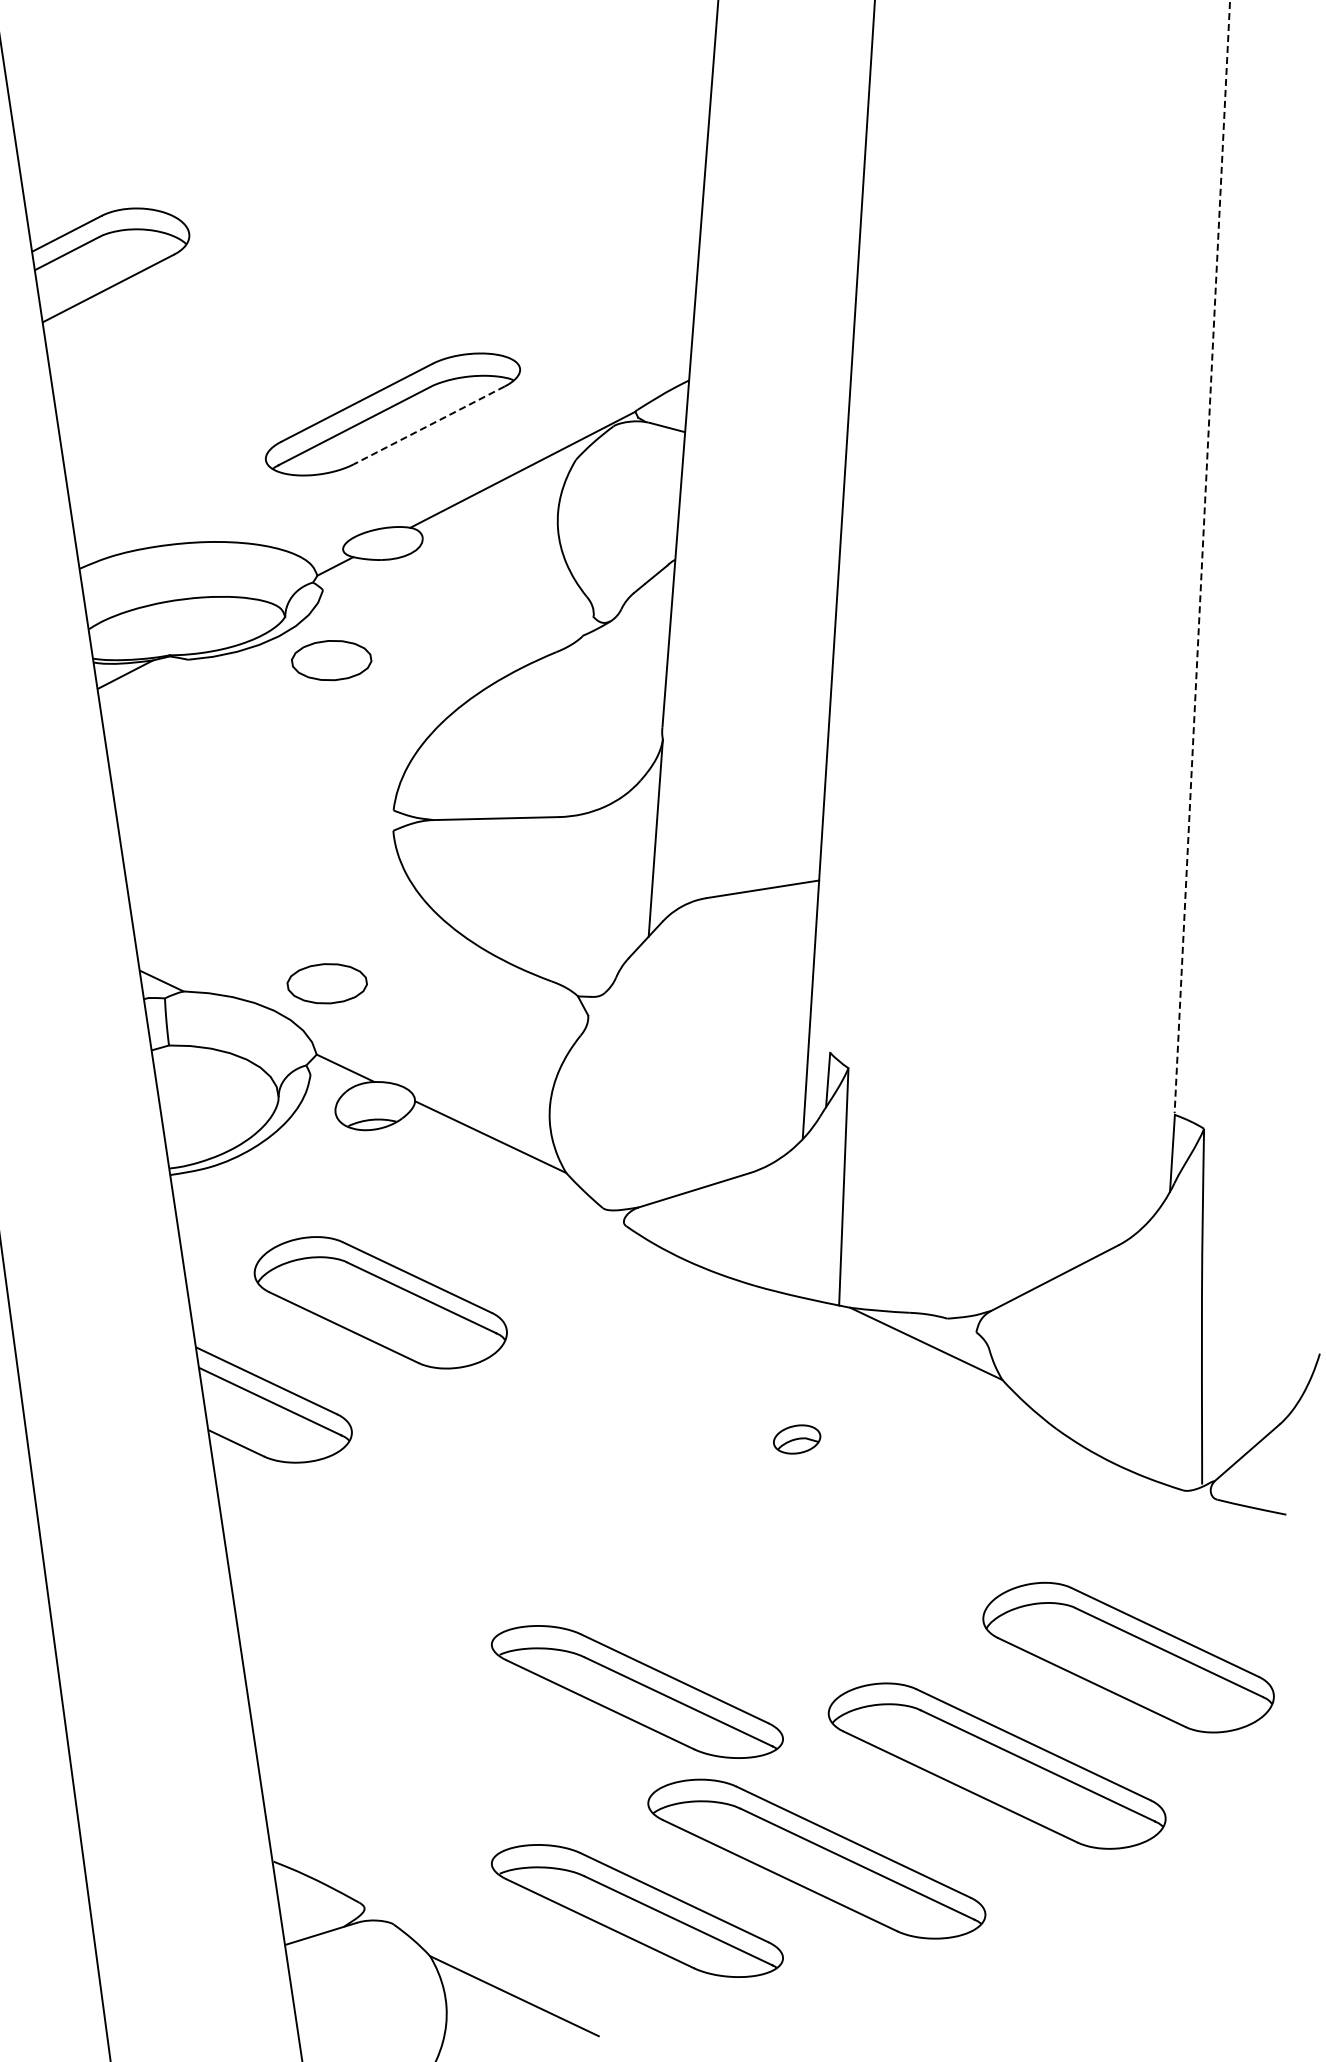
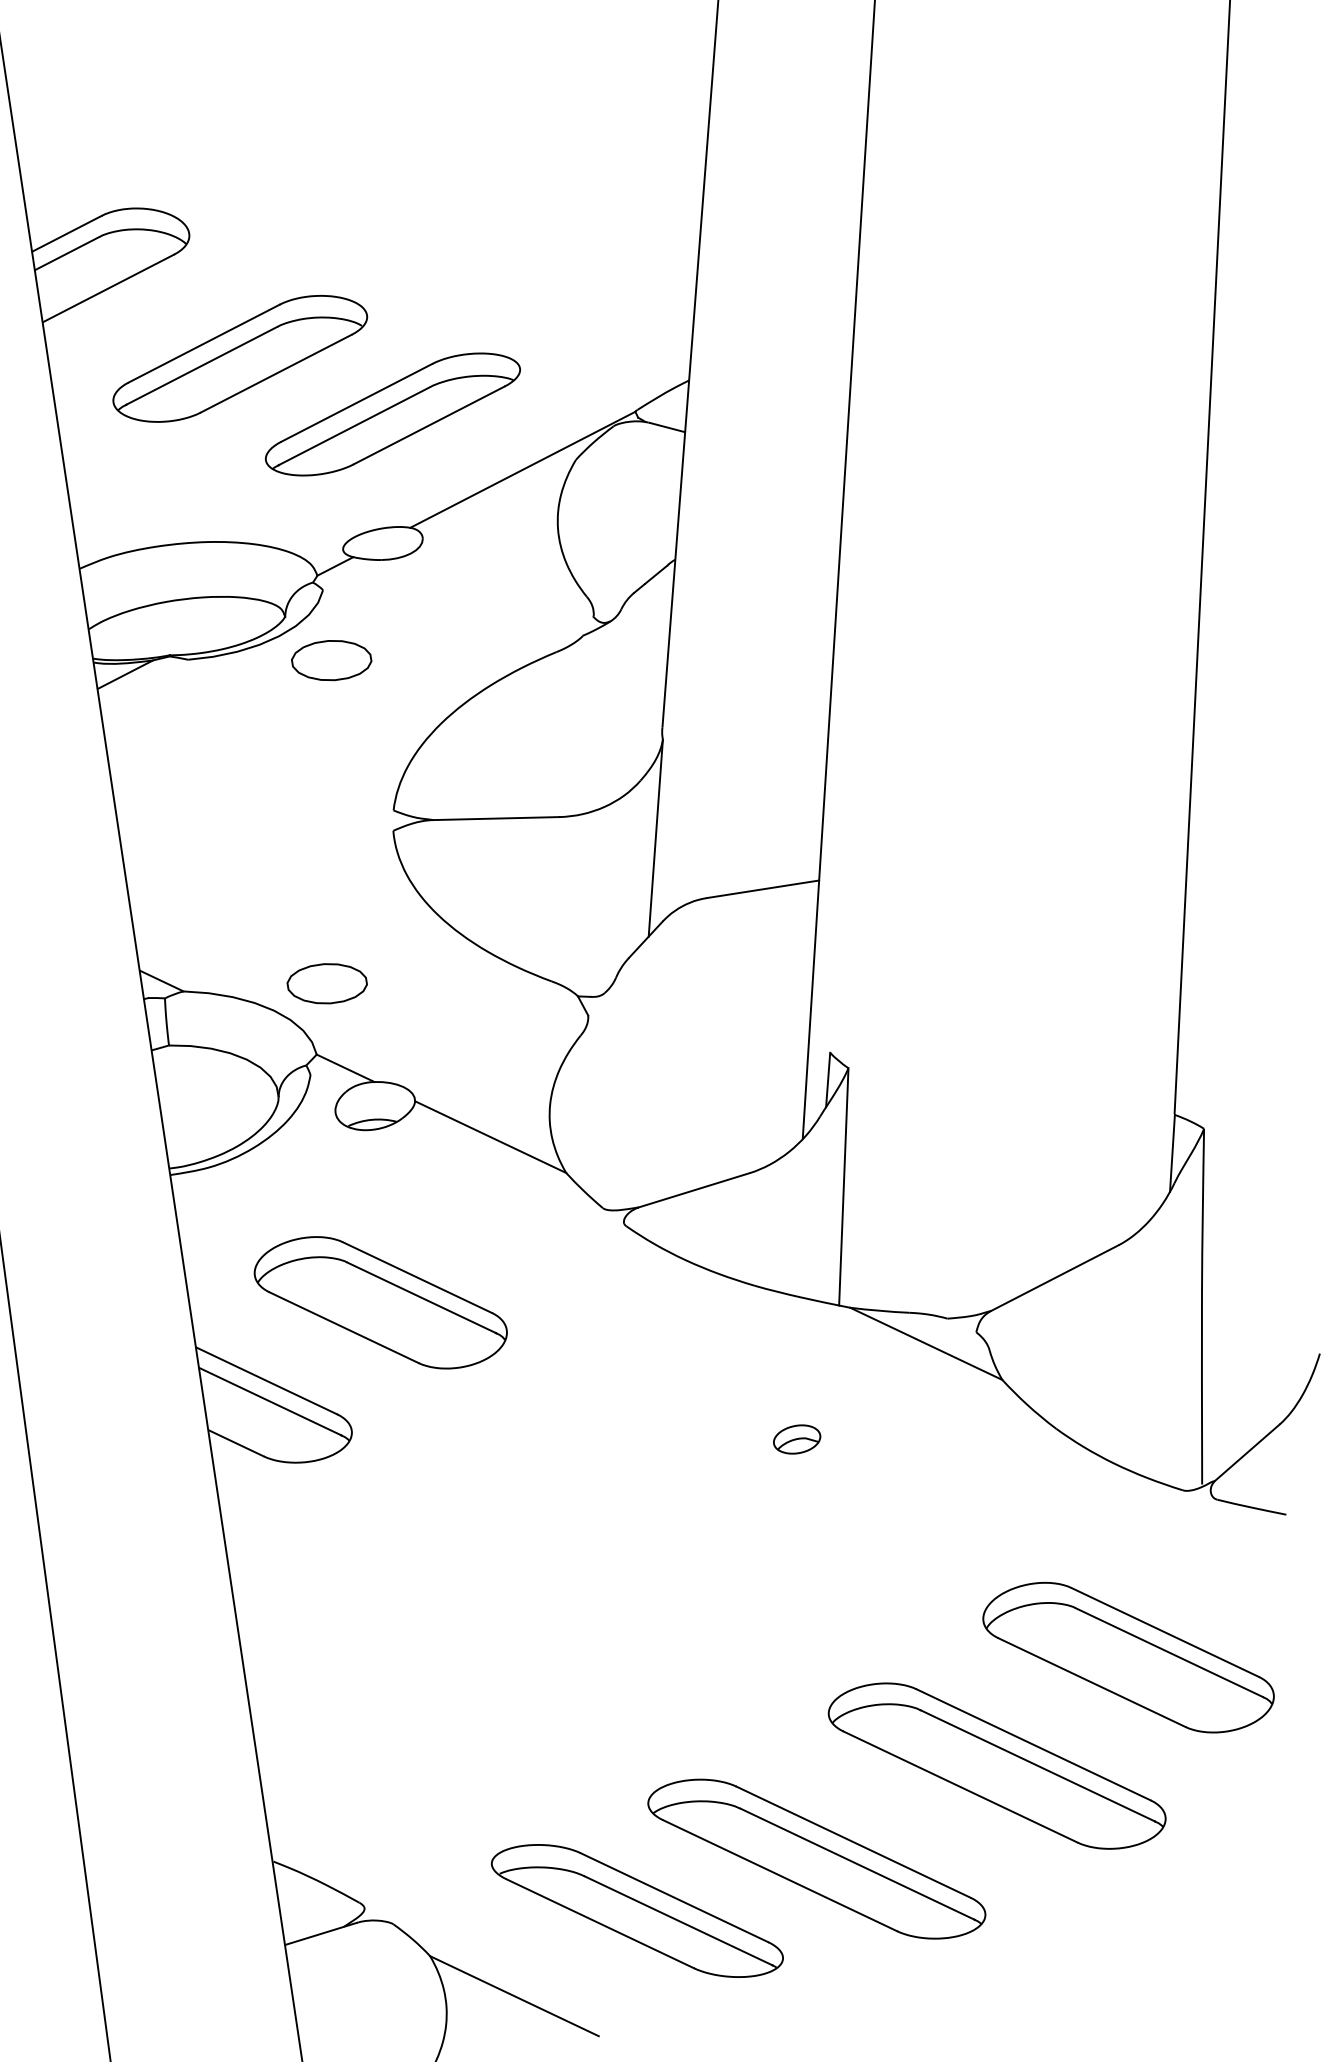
part: none -> present (240, 358)
line: dashed -> solid (429, 425)
line: dashed -> solid (1202, 556)
part: present -> none (636, 1691)
